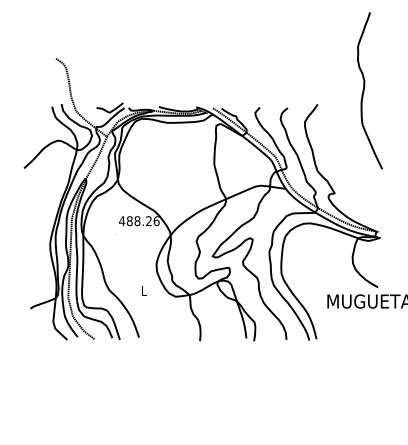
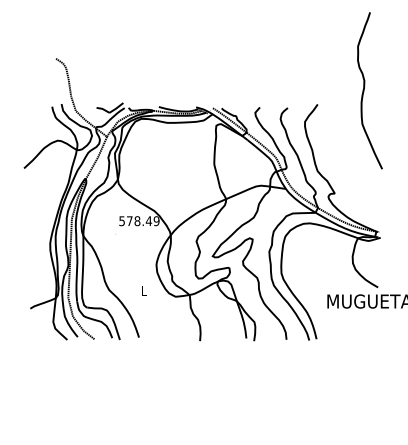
text: 488.26 -> 578.49 (139, 221)
